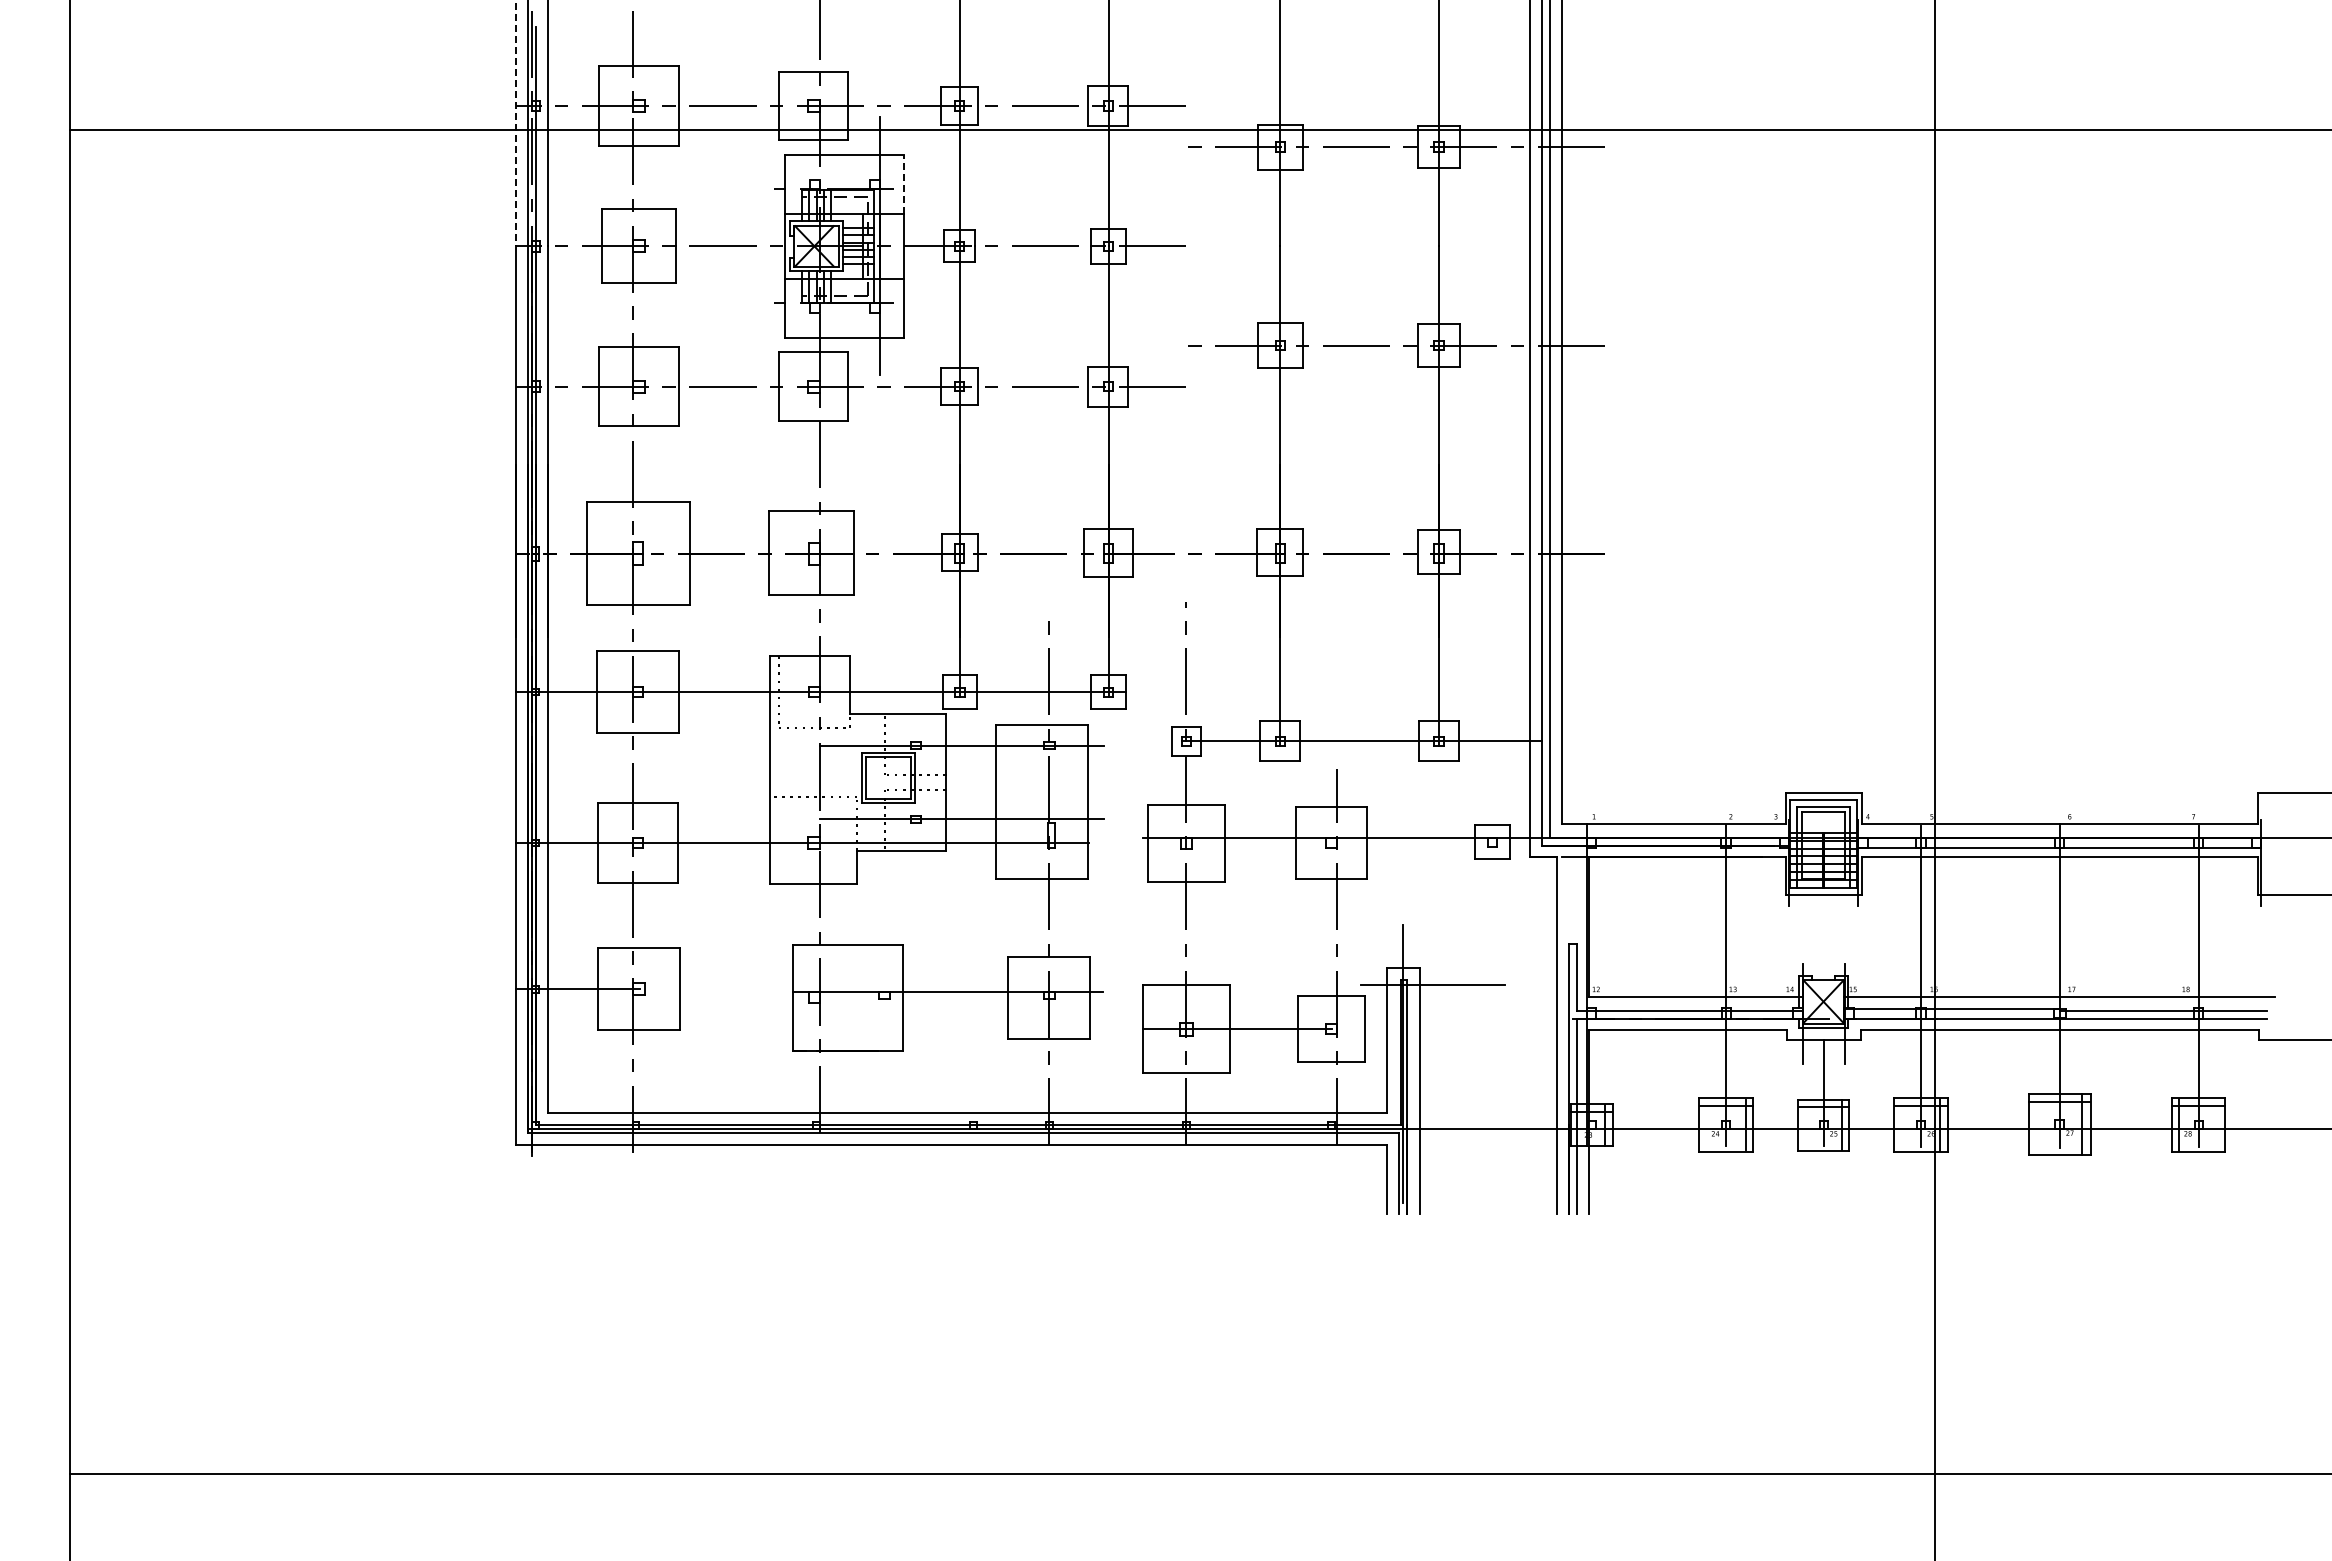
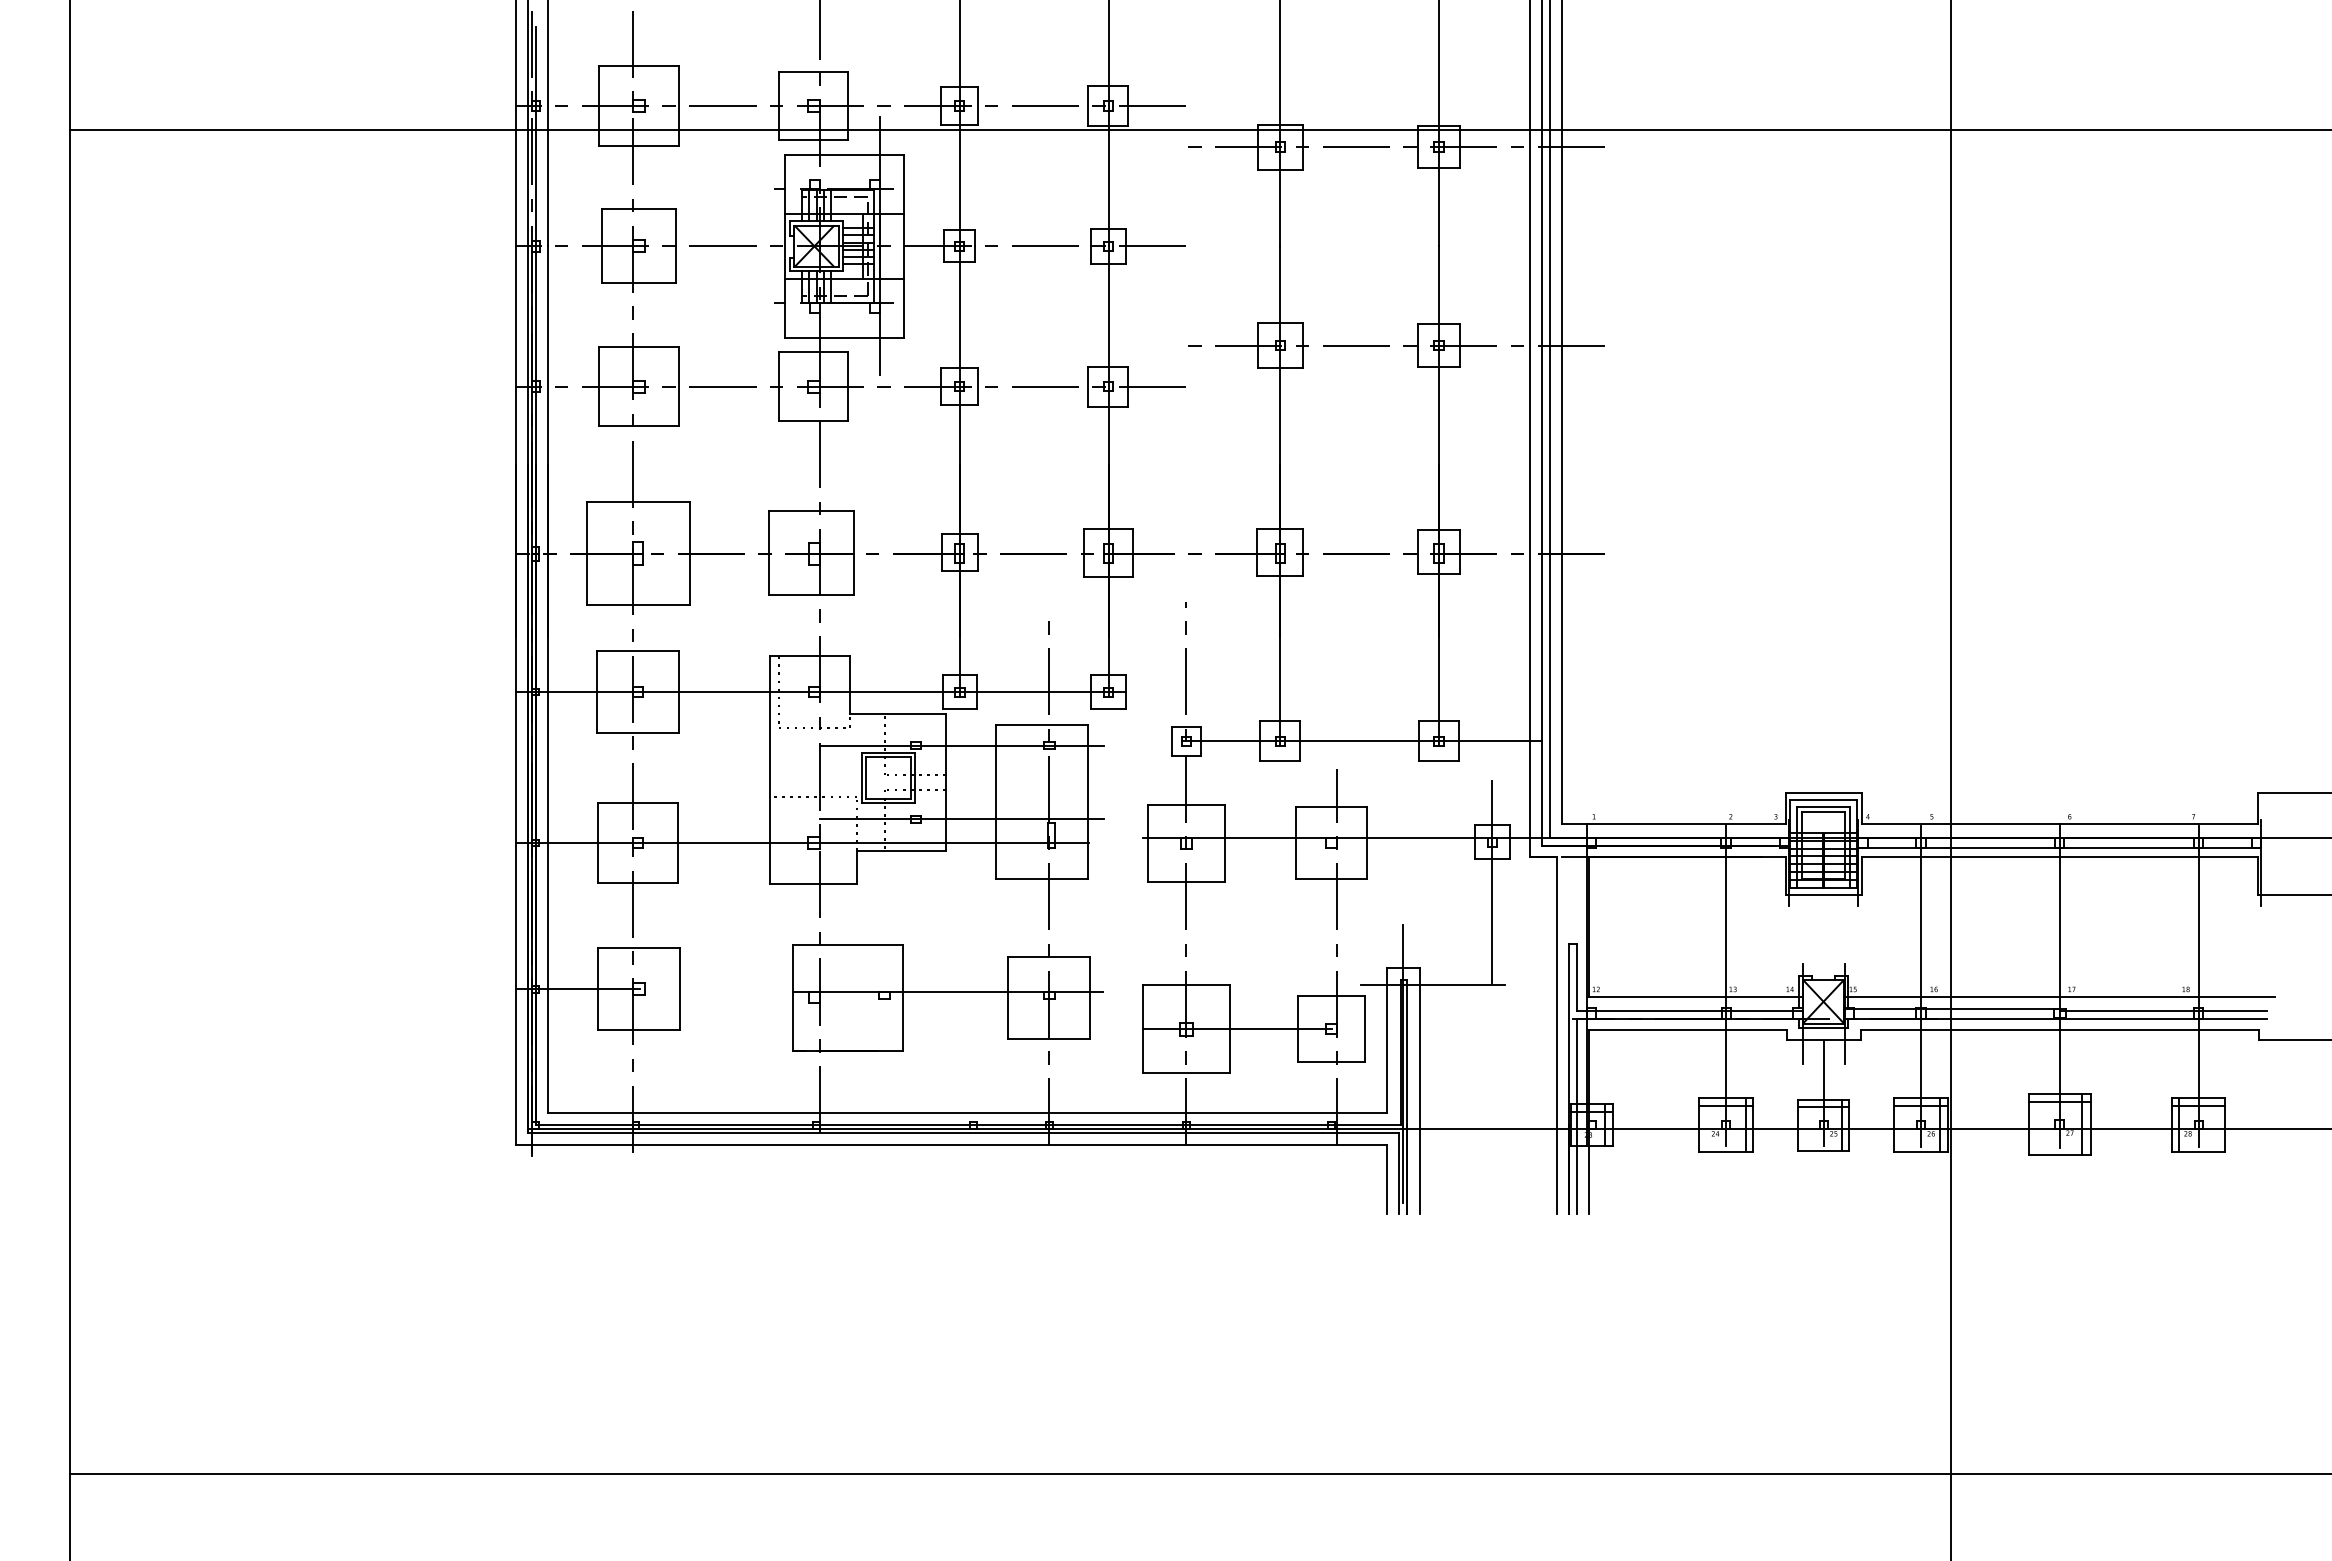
line: dashed -> solid (515, 123)
line: dashed -> solid (904, 184)
line position: (1935, 779) -> (1951, 779) (1951, 779)
line: none -> present (1492, 881)
